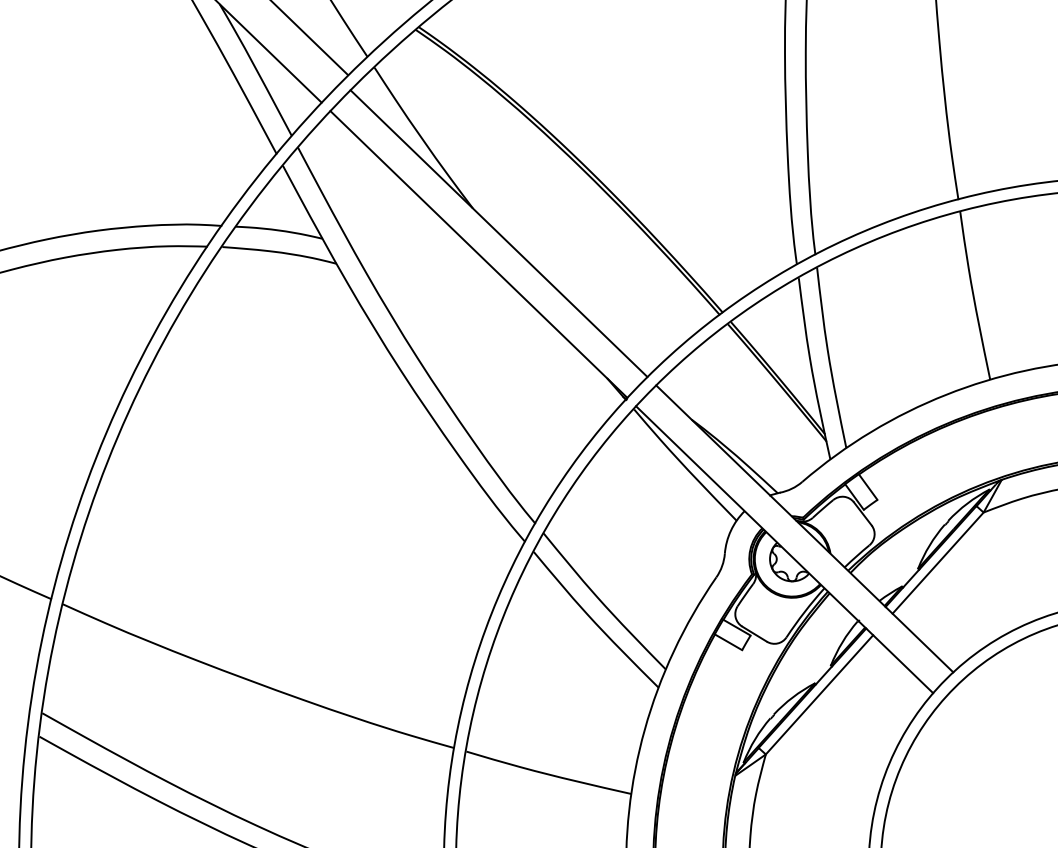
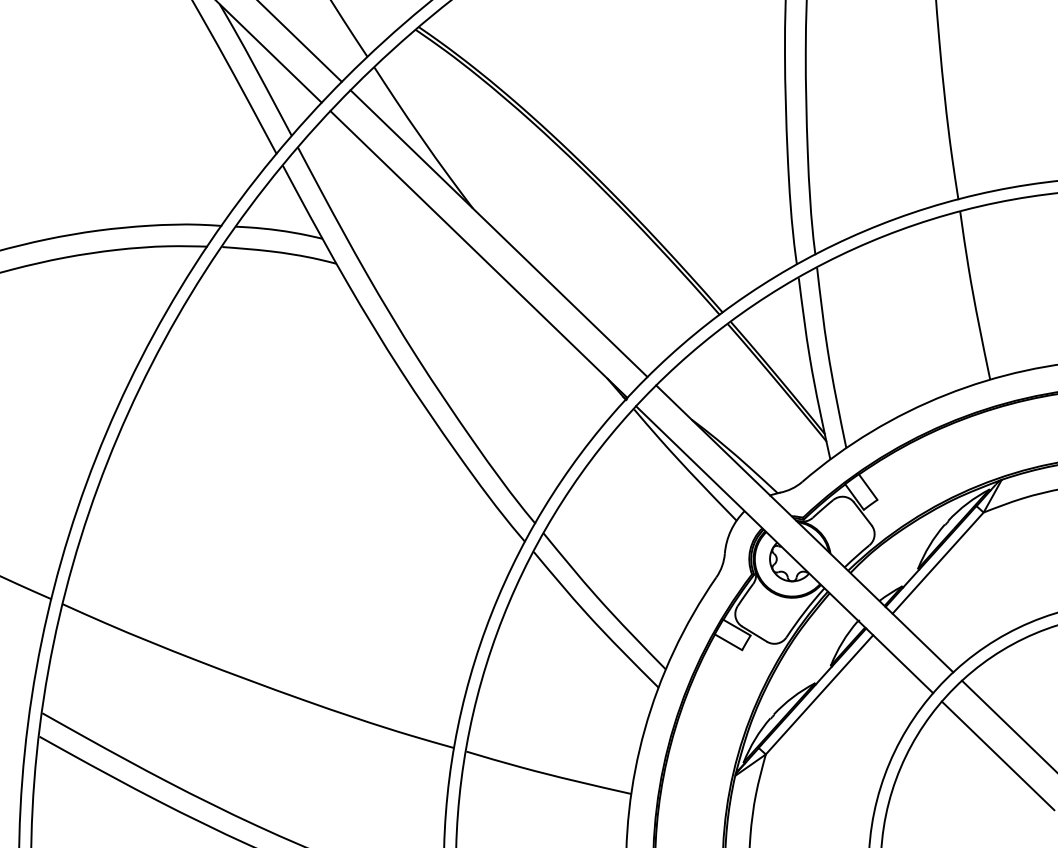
line position: (309, 38) -> (300, 41) (300, 41)
line: none -> present (1007, 724)
line: none -> present (997, 755)
